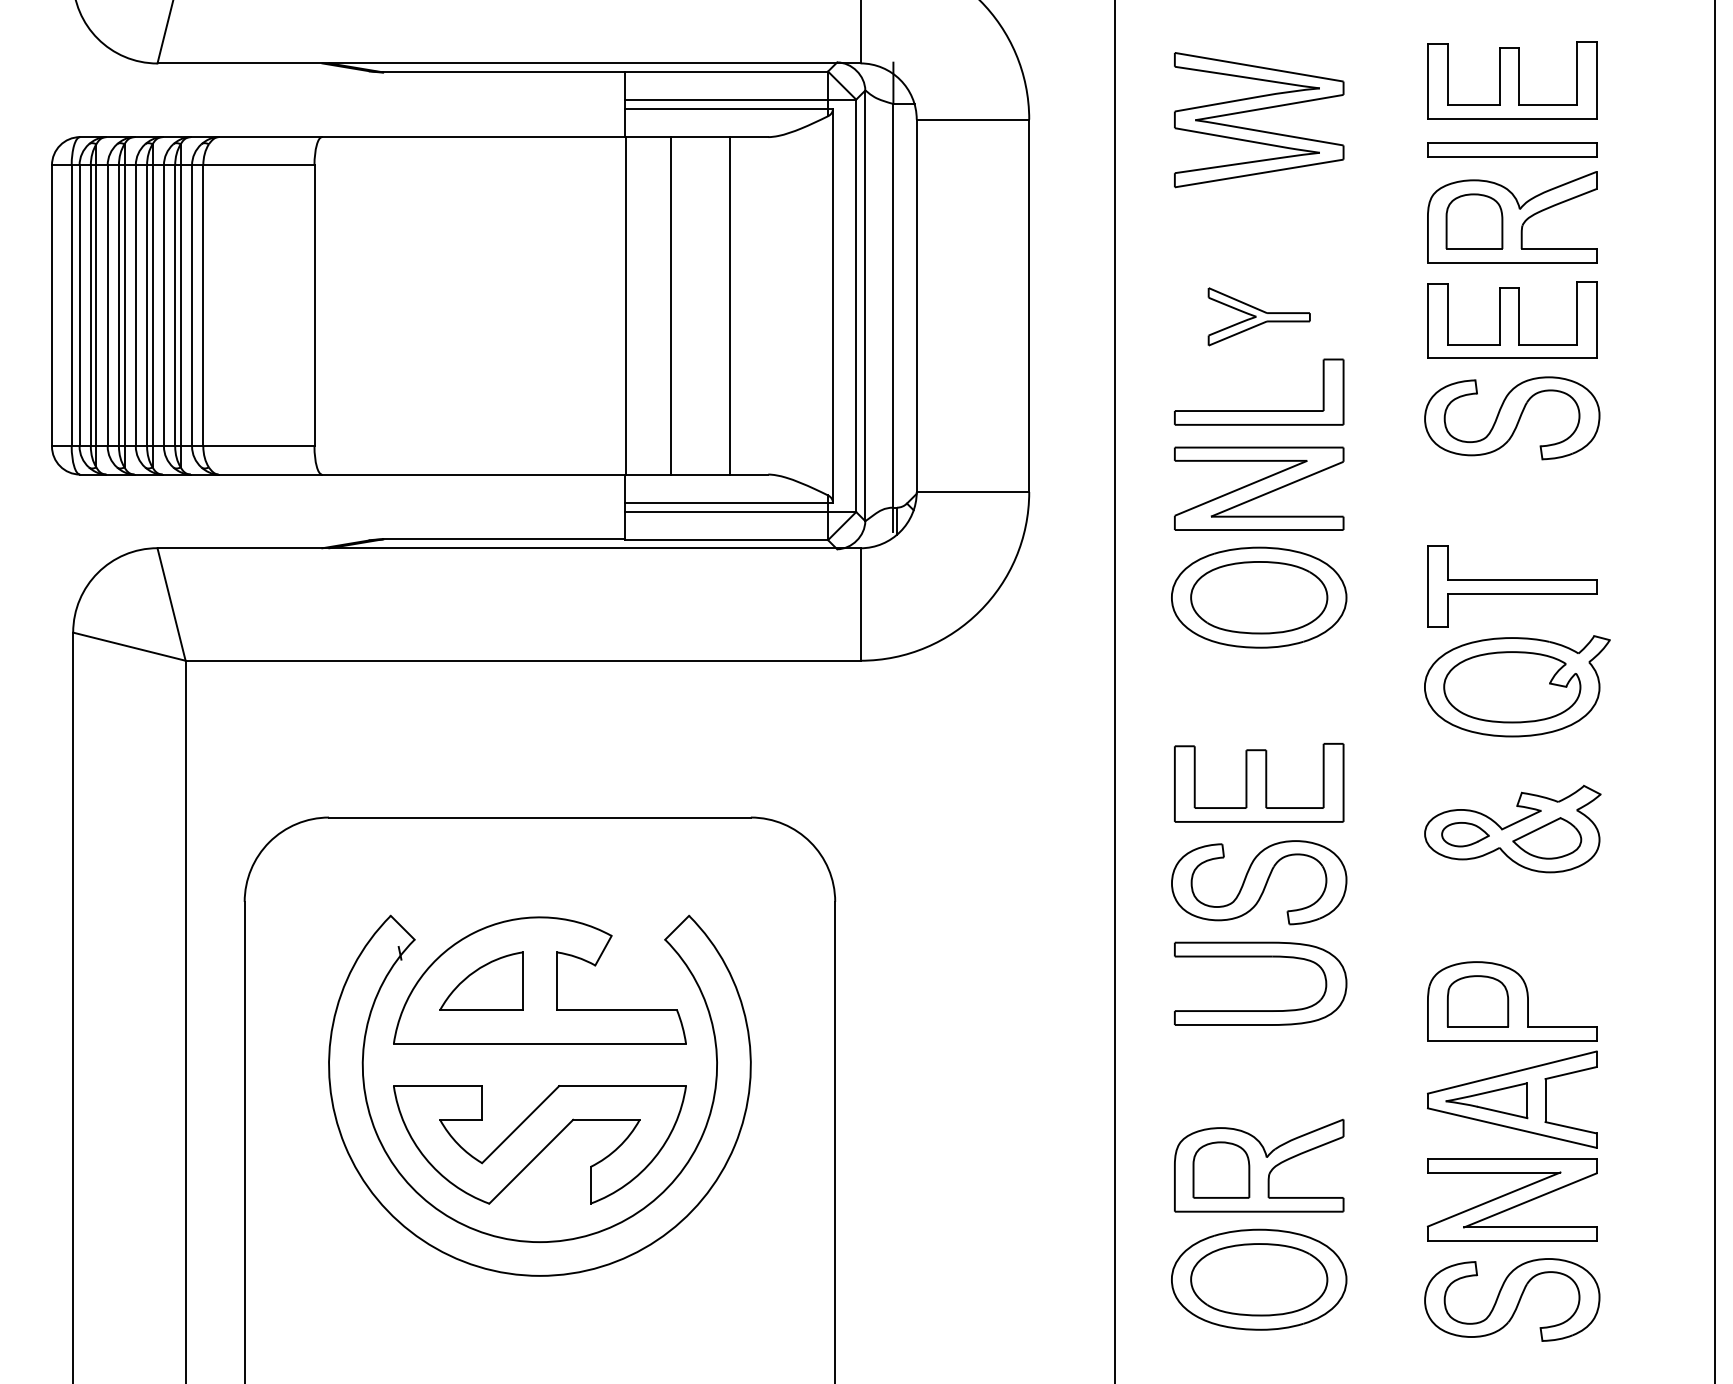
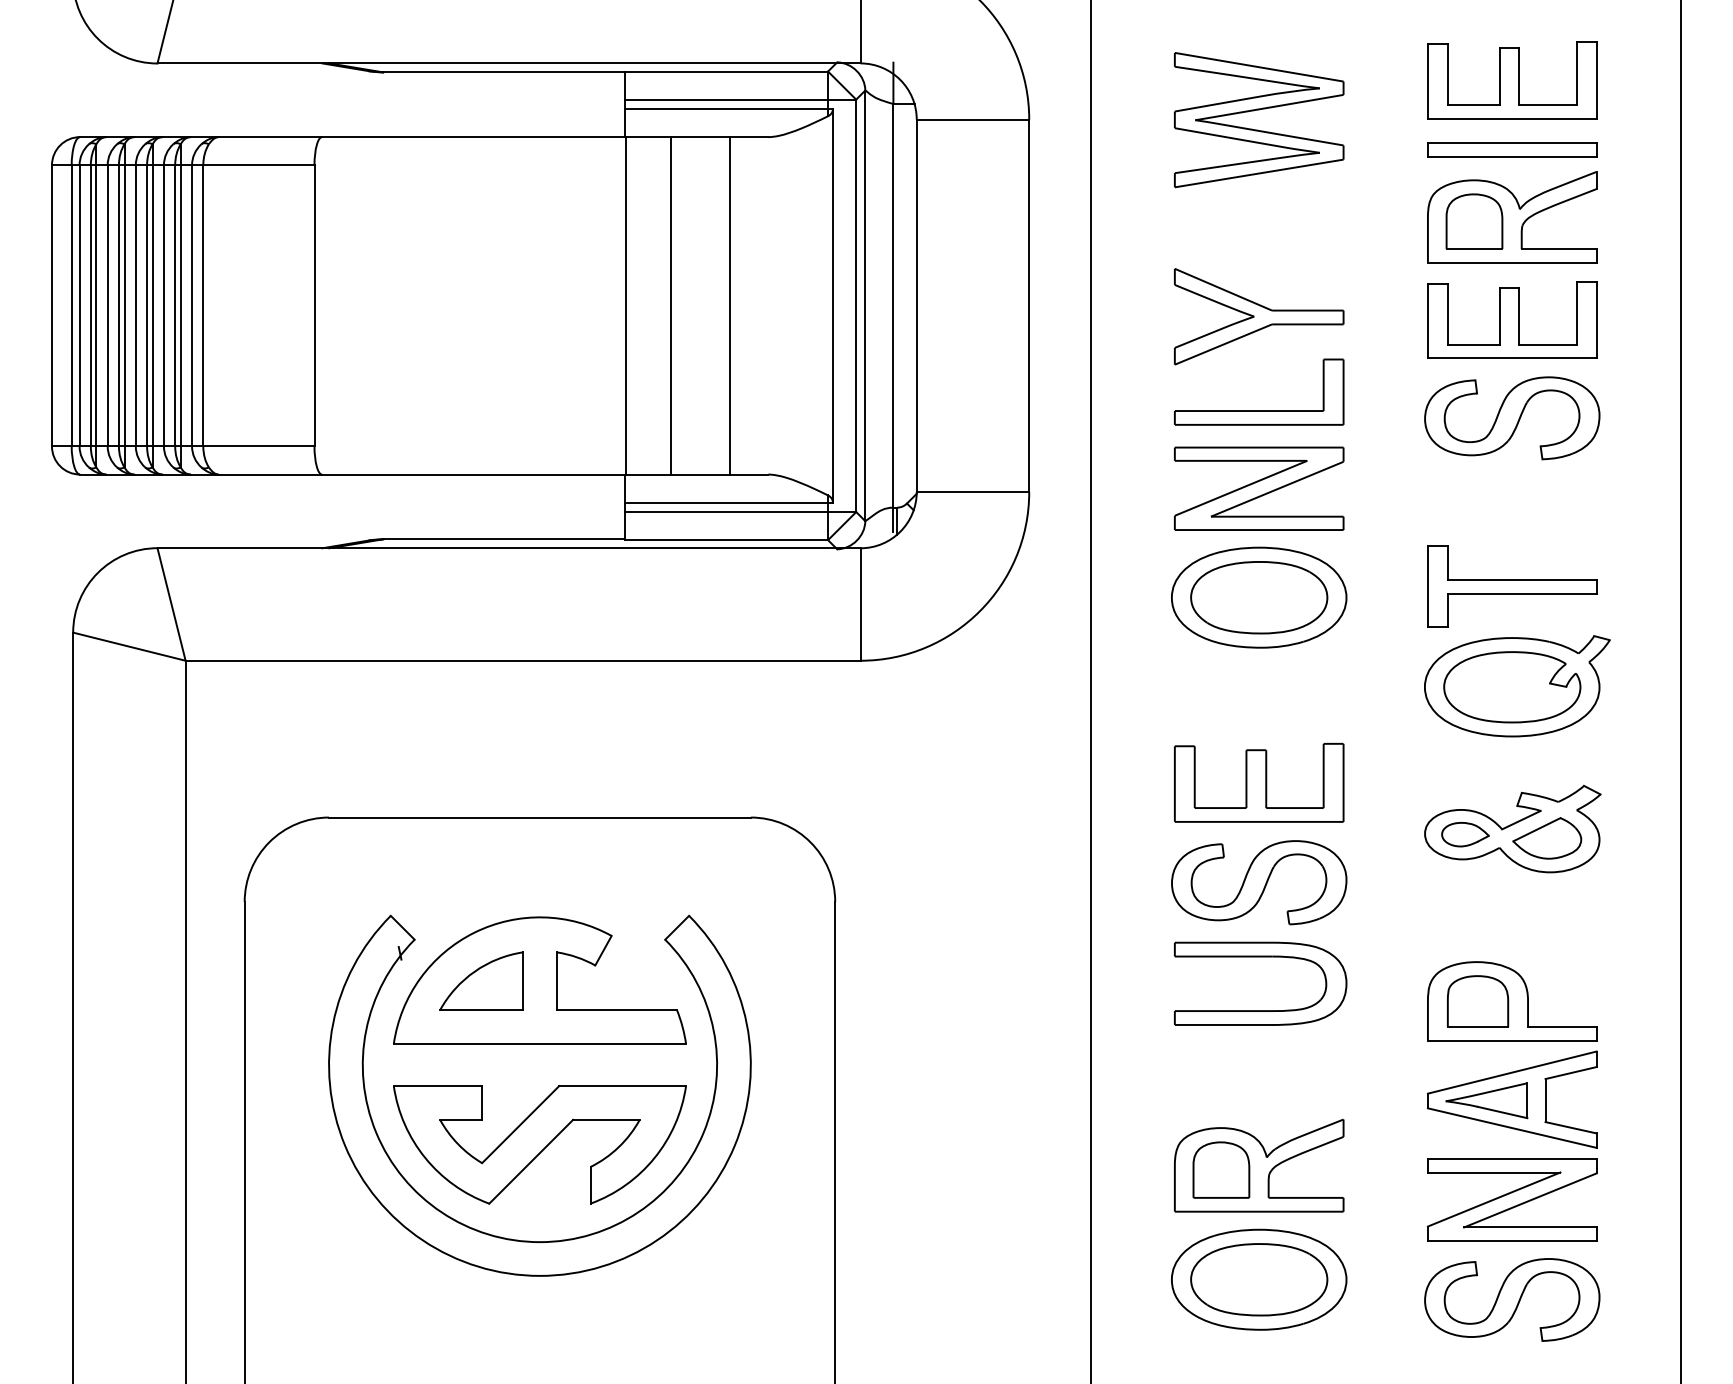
part size: 104x60 px -> 171x98 px (1259, 316)
line position: (1114, 691) -> (1090, 691) (1090, 691)
line position: (1715, 691) -> (1681, 691) (1681, 691)
